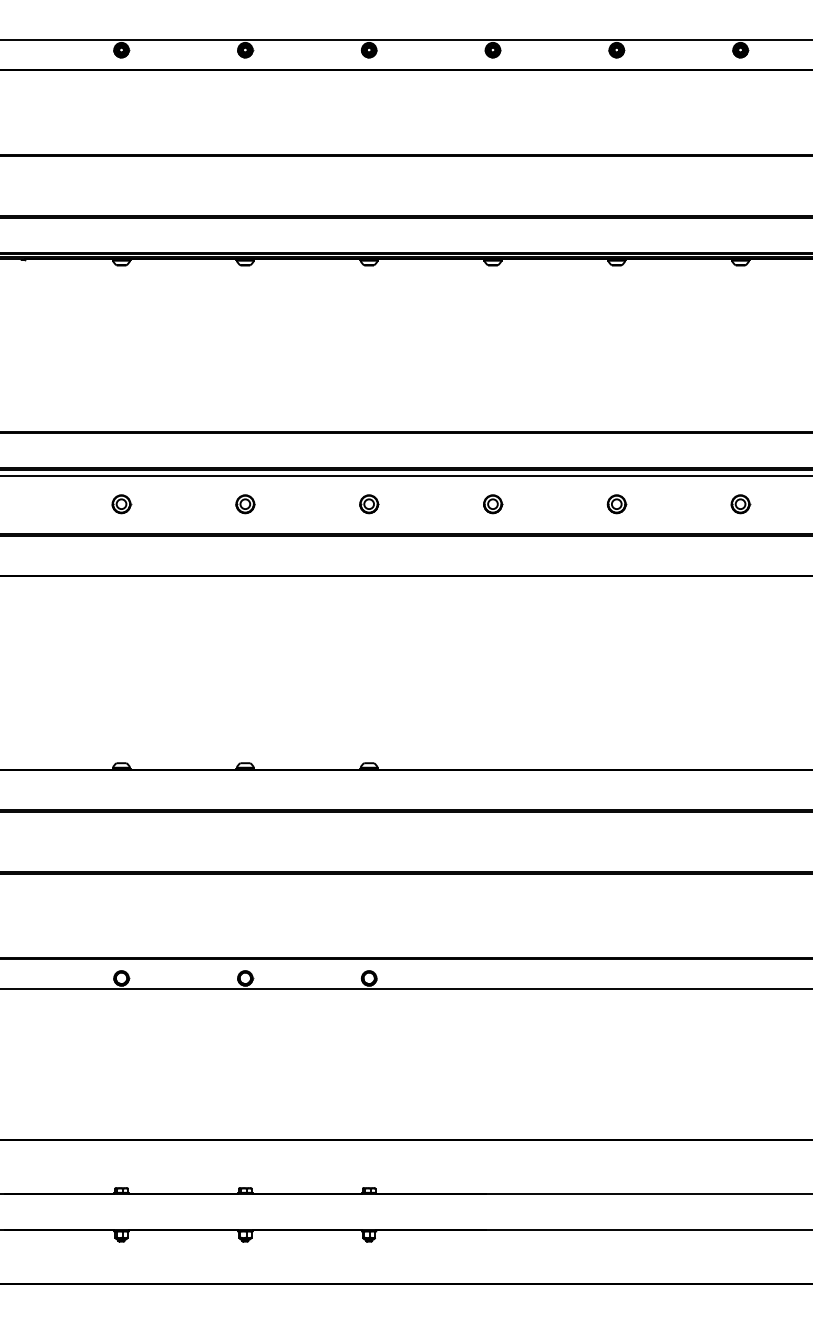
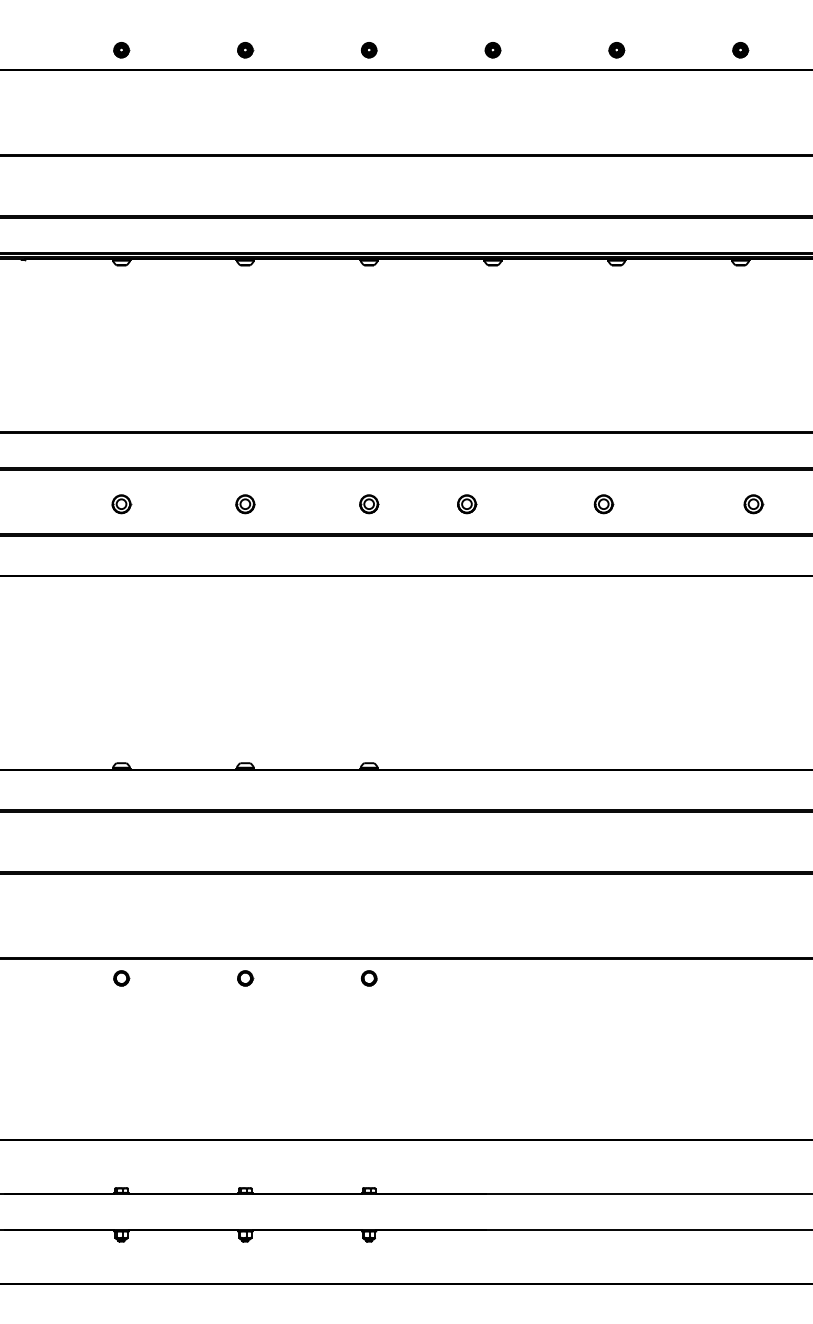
line: present -> none (405, 39)
line: present -> none (405, 475)
part position: (493, 504) -> (467, 504) (467, 504)
part position: (616, 504) -> (603, 504) (603, 504)
part position: (740, 504) -> (753, 504) (753, 504)
line: present -> none (405, 988)
